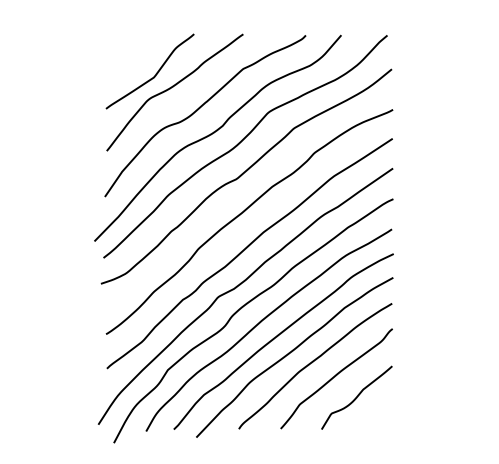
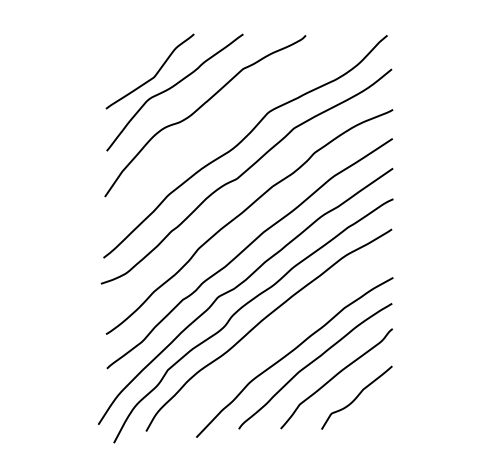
curve: present -> none (214, 133)
curve: present -> none (278, 336)
